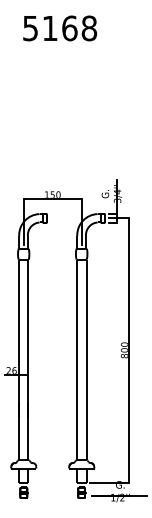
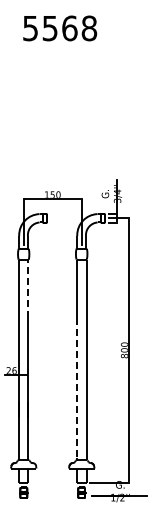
text: 5168 -> 5568 (49, 28)
line: solid -> dashed (28, 288)
line: solid -> dashed (77, 387)
